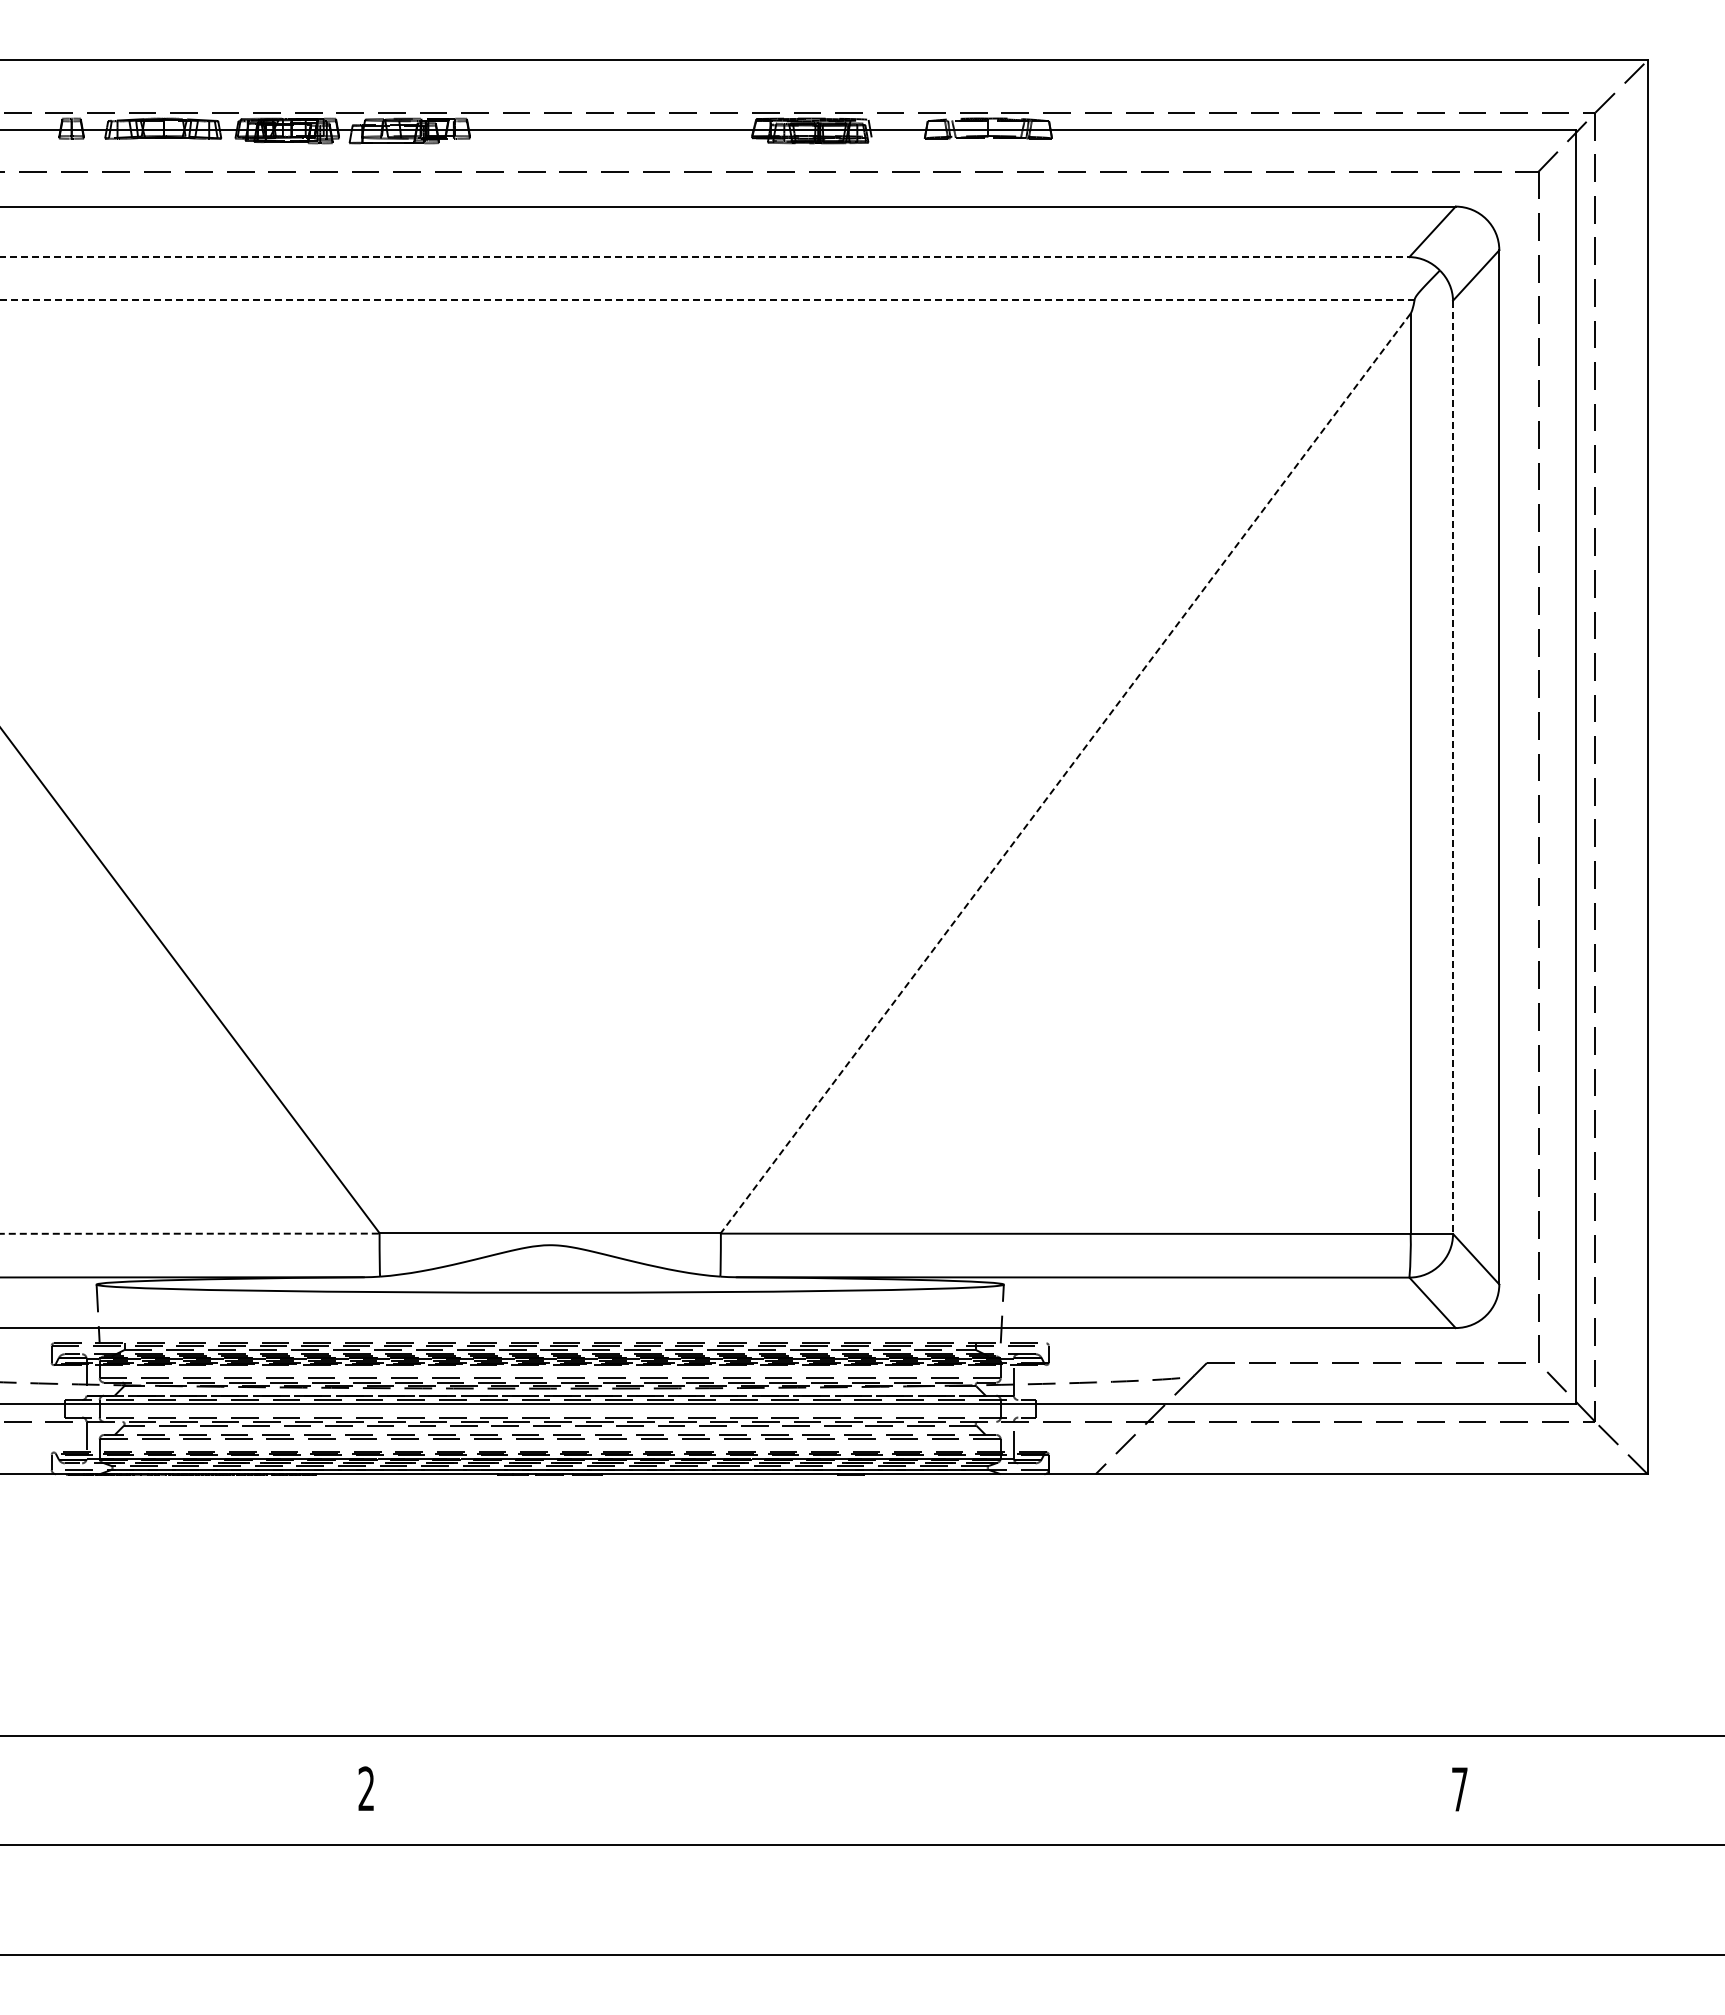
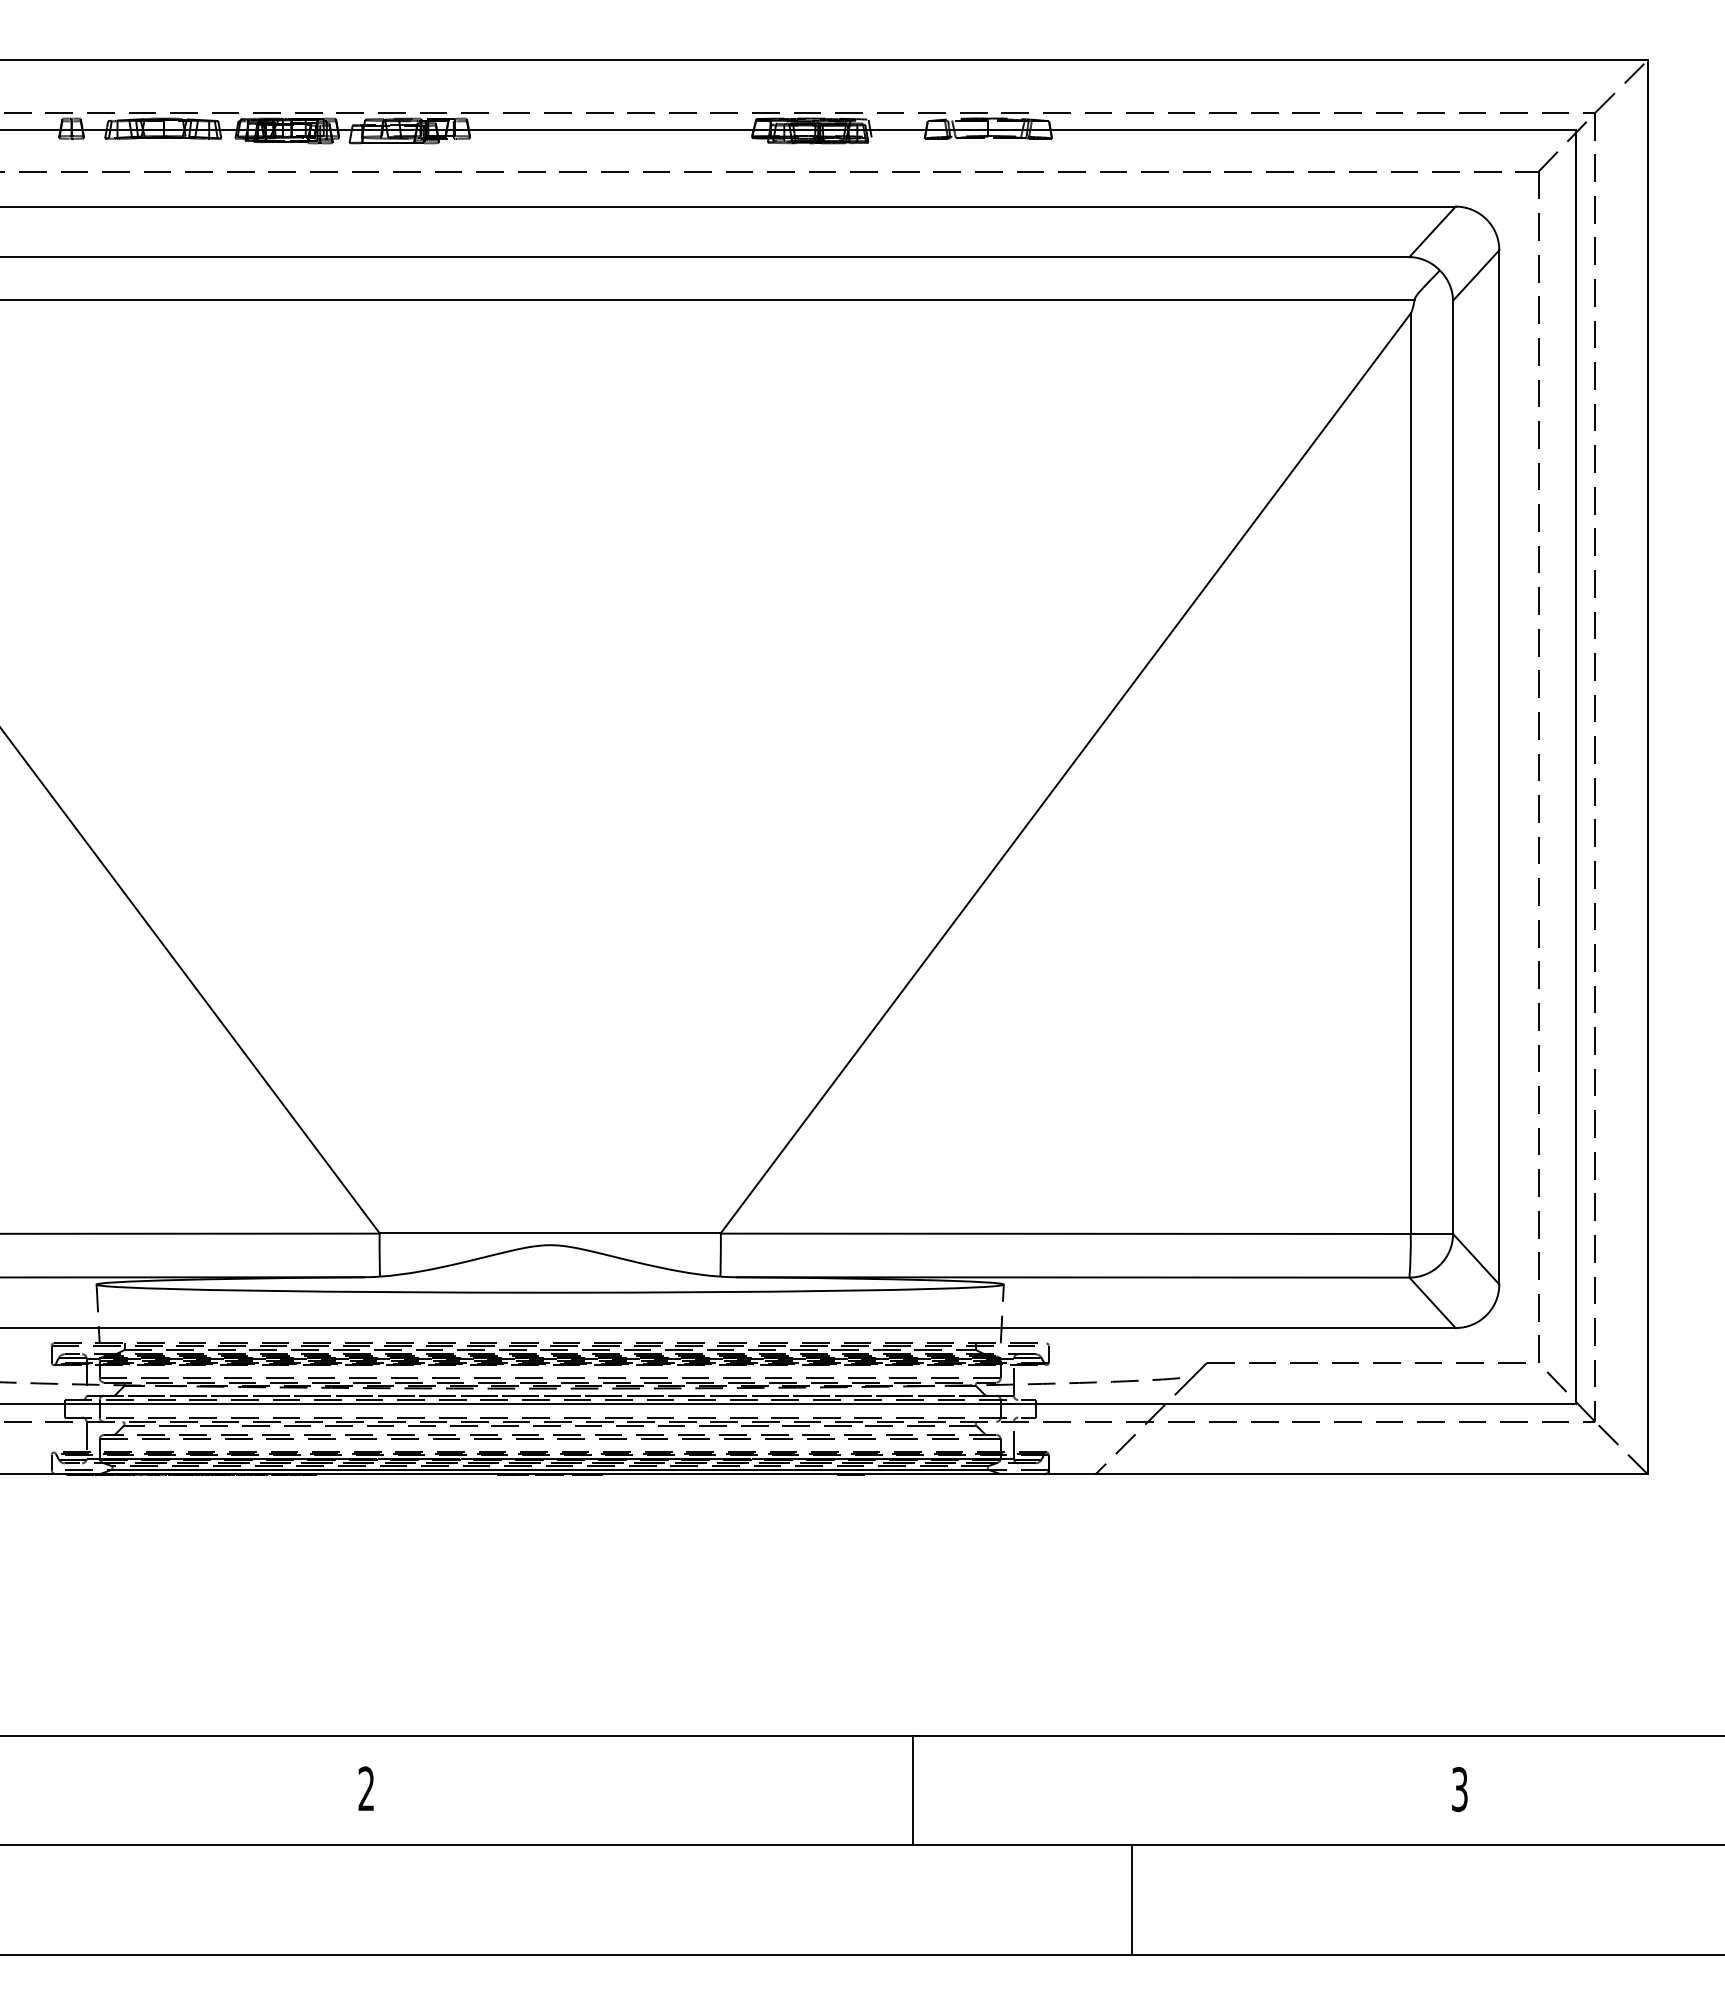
line: dashed -> solid (705, 257)
line: dashed -> solid (707, 299)
line: dashed -> solid (1453, 767)
line: dashed -> solid (1065, 773)
line: dashed -> solid (190, 1233)
text: 7 -> 3 (1459, 1789)
line: none -> present (913, 1790)
line: none -> present (1131, 1899)
